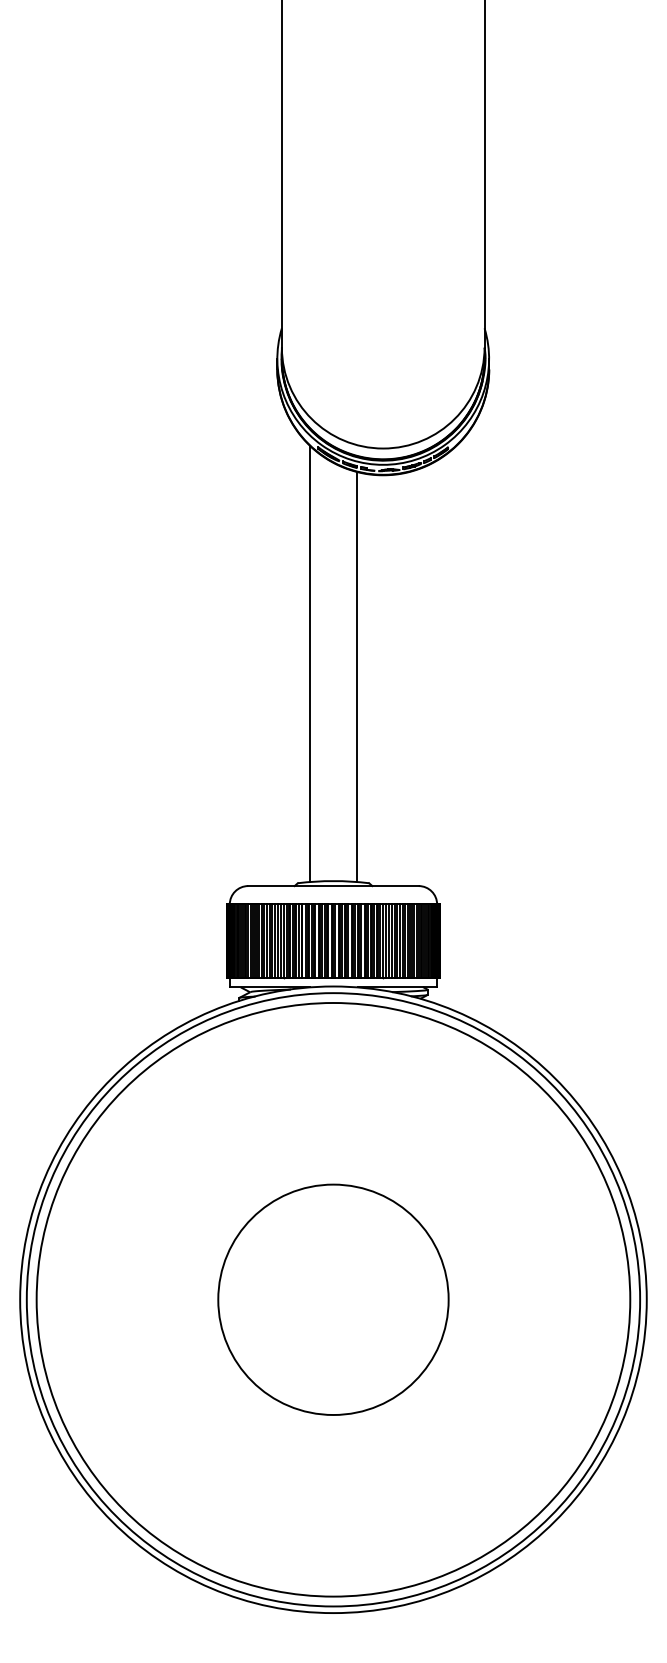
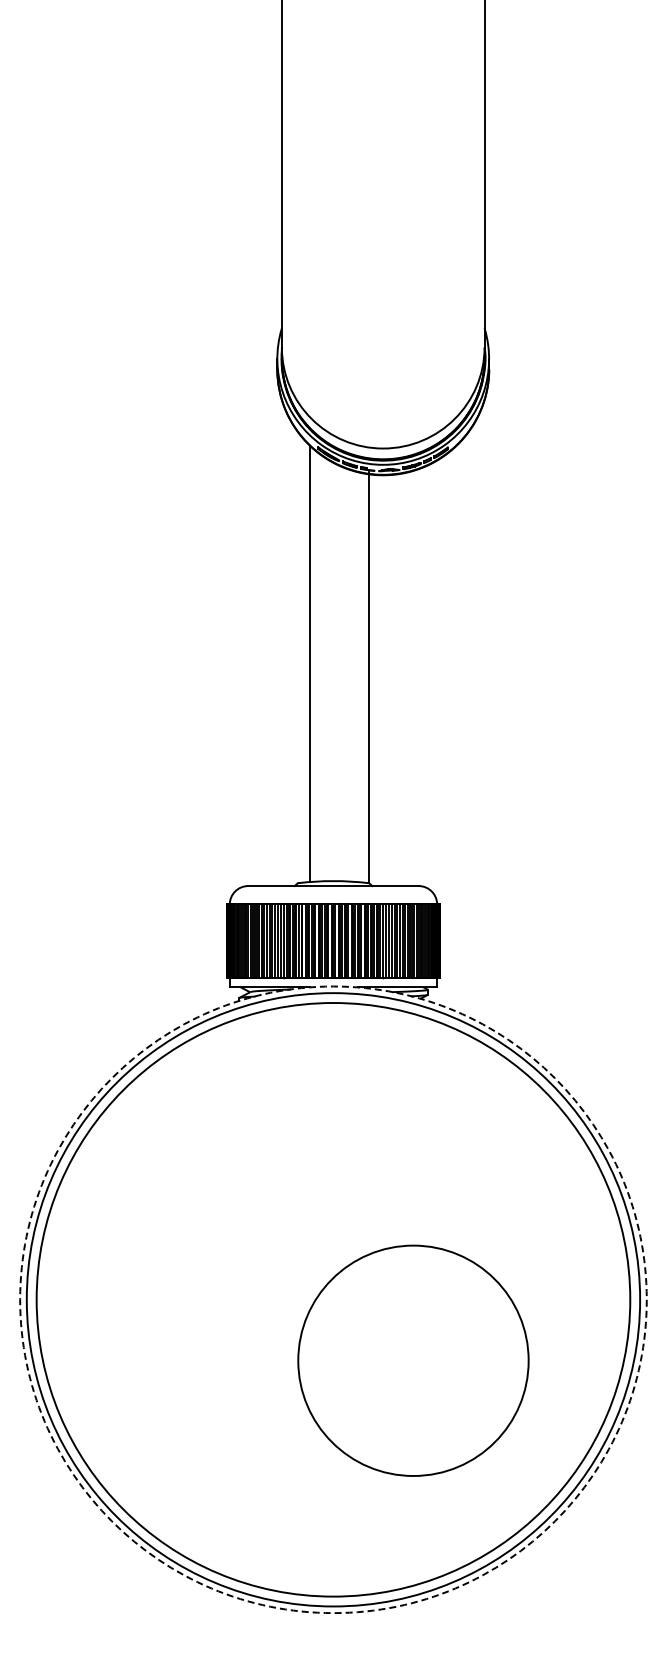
line position: (356, 676) -> (368, 676) (368, 676)
circle position: (333, 1299) -> (413, 1360) (413, 1360)
circle: solid -> dashed (333, 1299)
